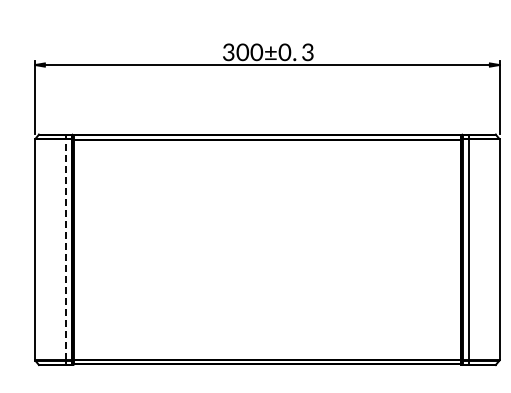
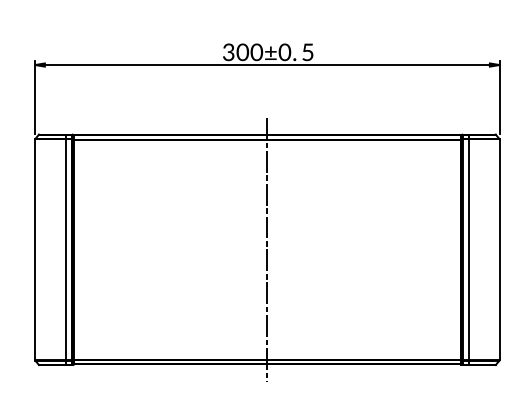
text: 3 -> 5 (307, 51)
line: dashed -> solid (66, 249)
line: none -> present (267, 249)
